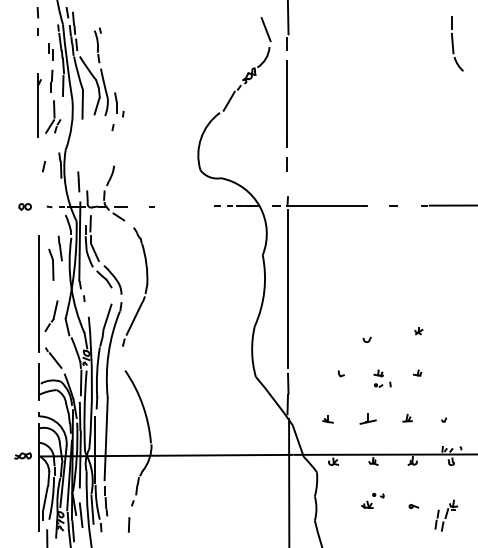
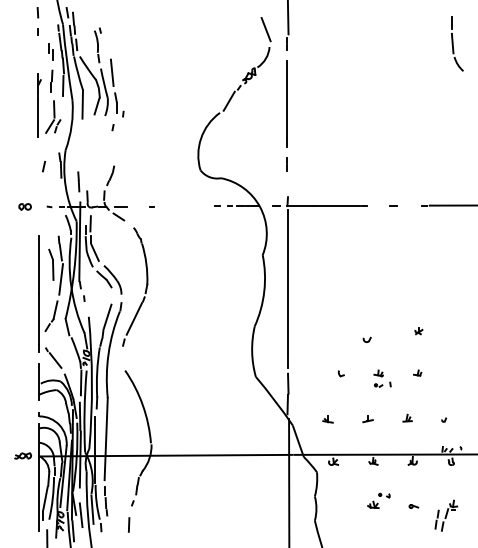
line: none -> present (111, 72)
line: none -> present (60, 279)
part size: 18x12 px -> 12x9 px (367, 419)
part position: (372, 500) -> (378, 500) (378, 500)
